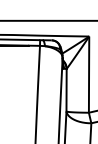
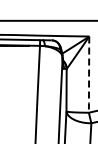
line: solid -> dashed (89, 74)
